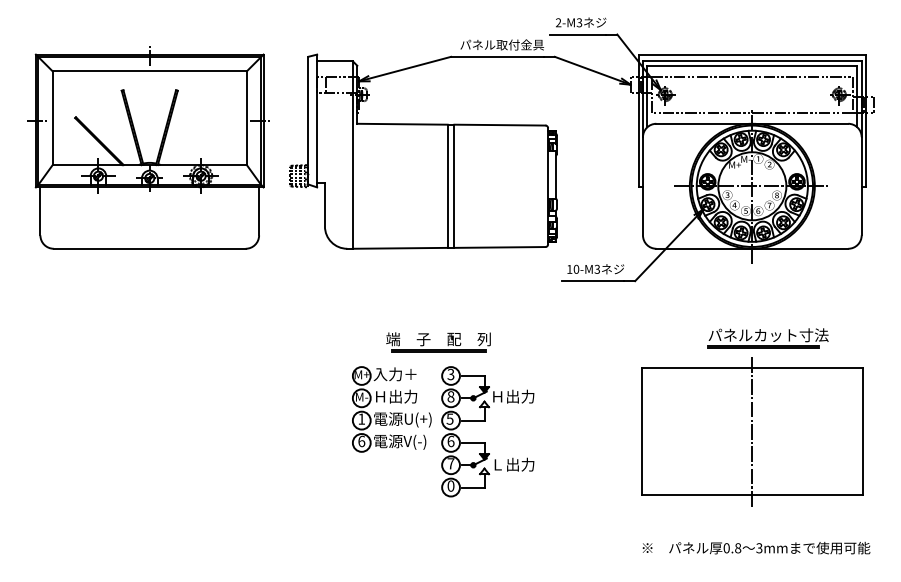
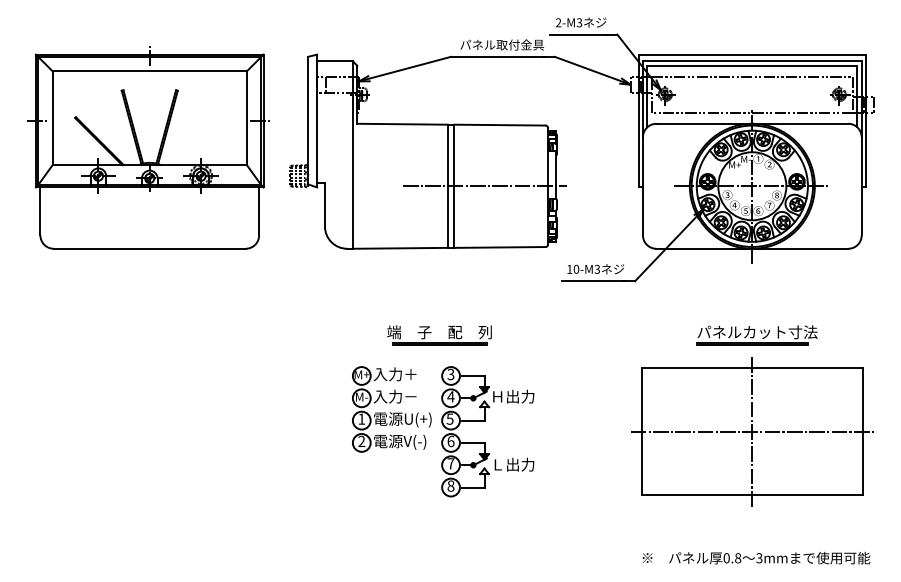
line: none -> present (485, 186)
part position: (767, 338) -> (756, 335) (756, 335)
part position: (438, 349) -> (439, 342) (439, 342)
text: Ｈ出力 -> 入力－ (395, 396)
text: 8 -> 4 (450, 396)
line: none -> present (751, 431)
text: 6 -> 2 (361, 441)
text: 0 -> 8 (450, 485)
text position: (756, 547) -> (756, 557) (756, 557)
